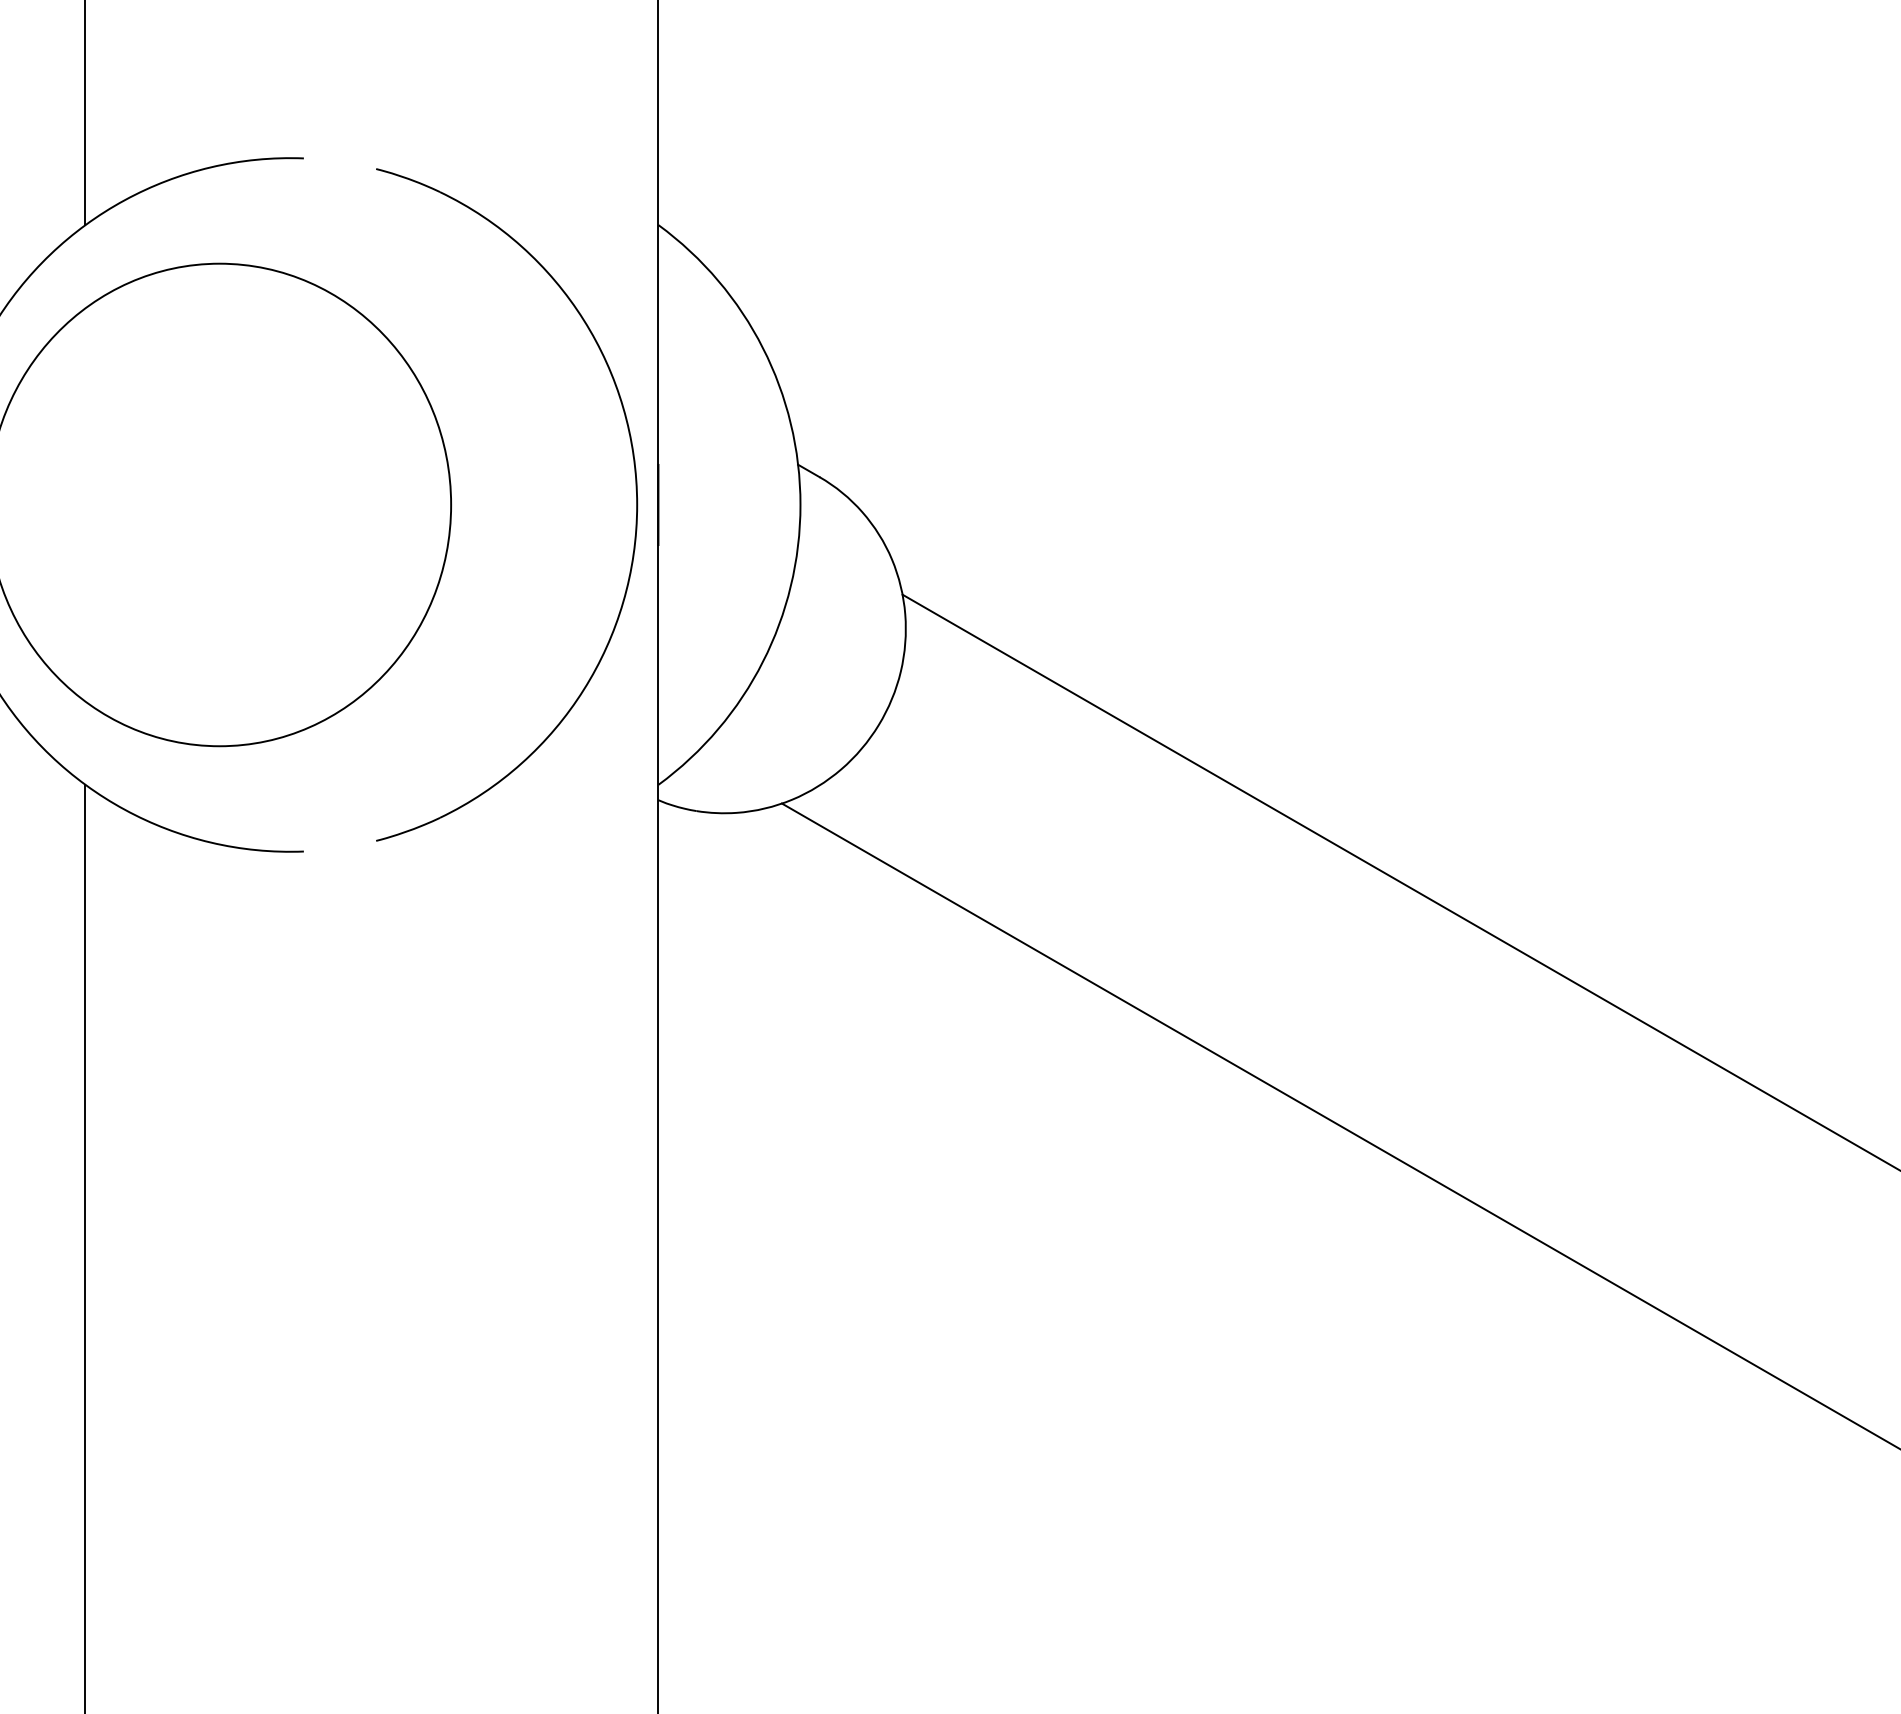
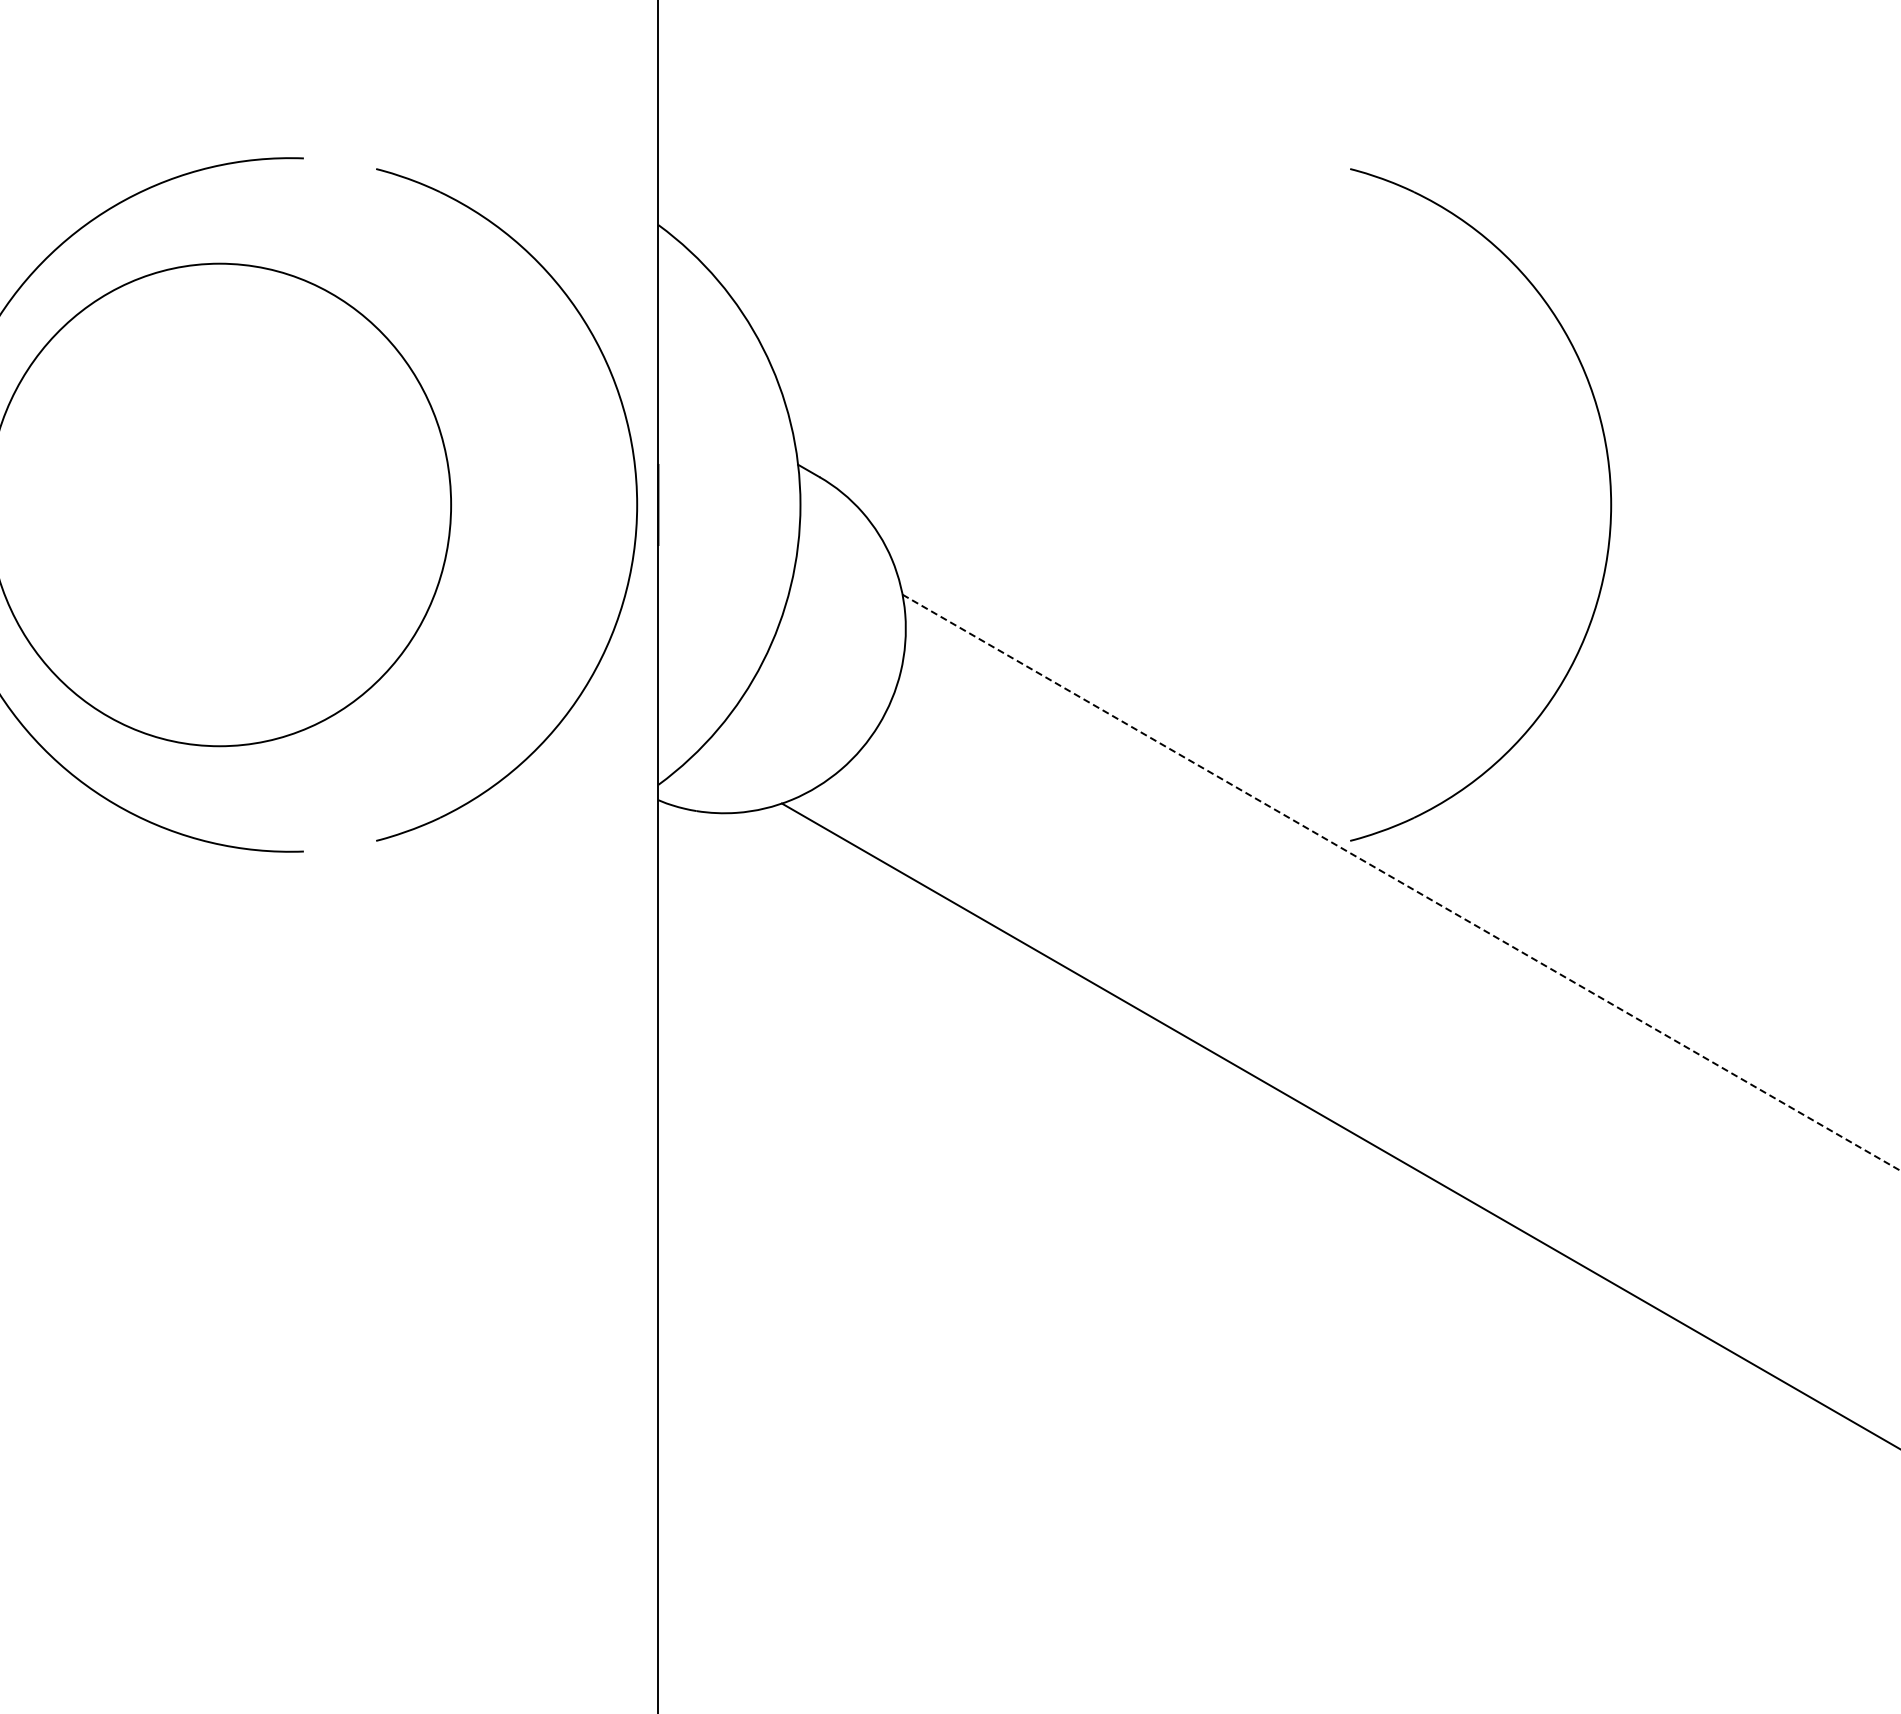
line: present -> none (85, 113)
part: none -> present (1609, 489)
line: solid -> dashed (1402, 883)
line: present -> none (85, 1247)
